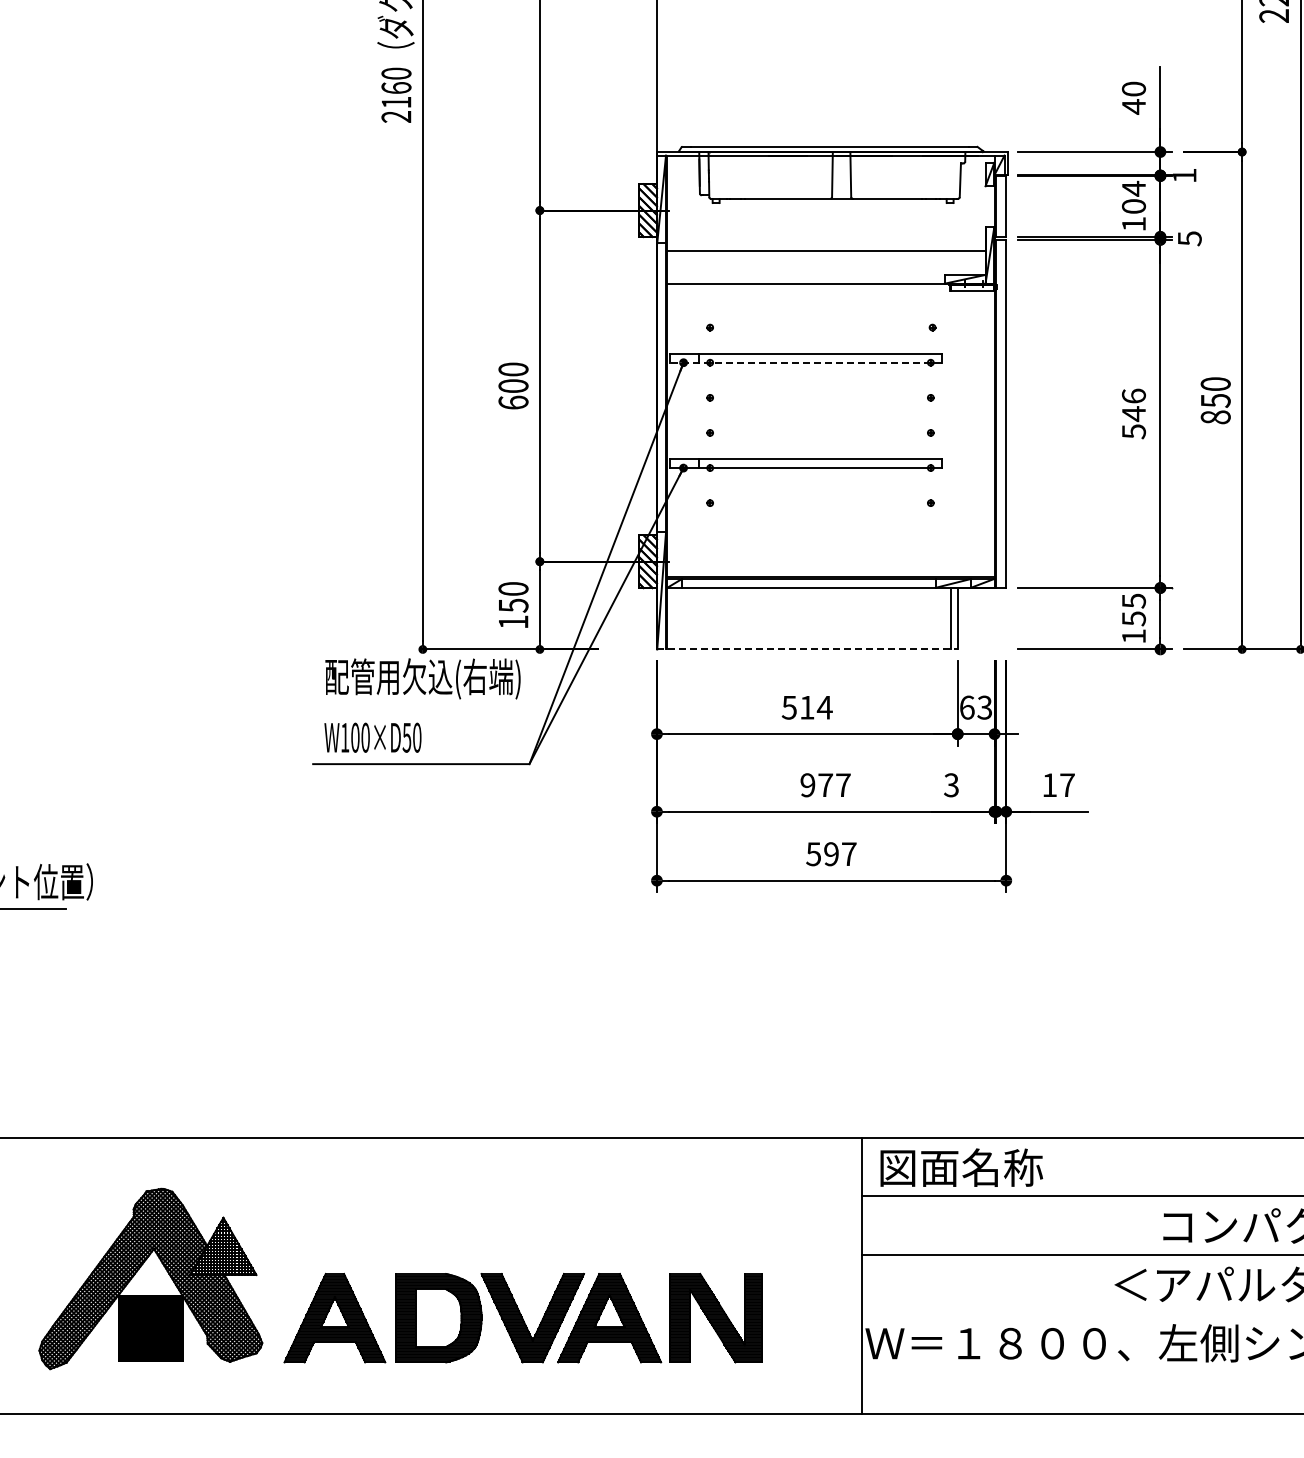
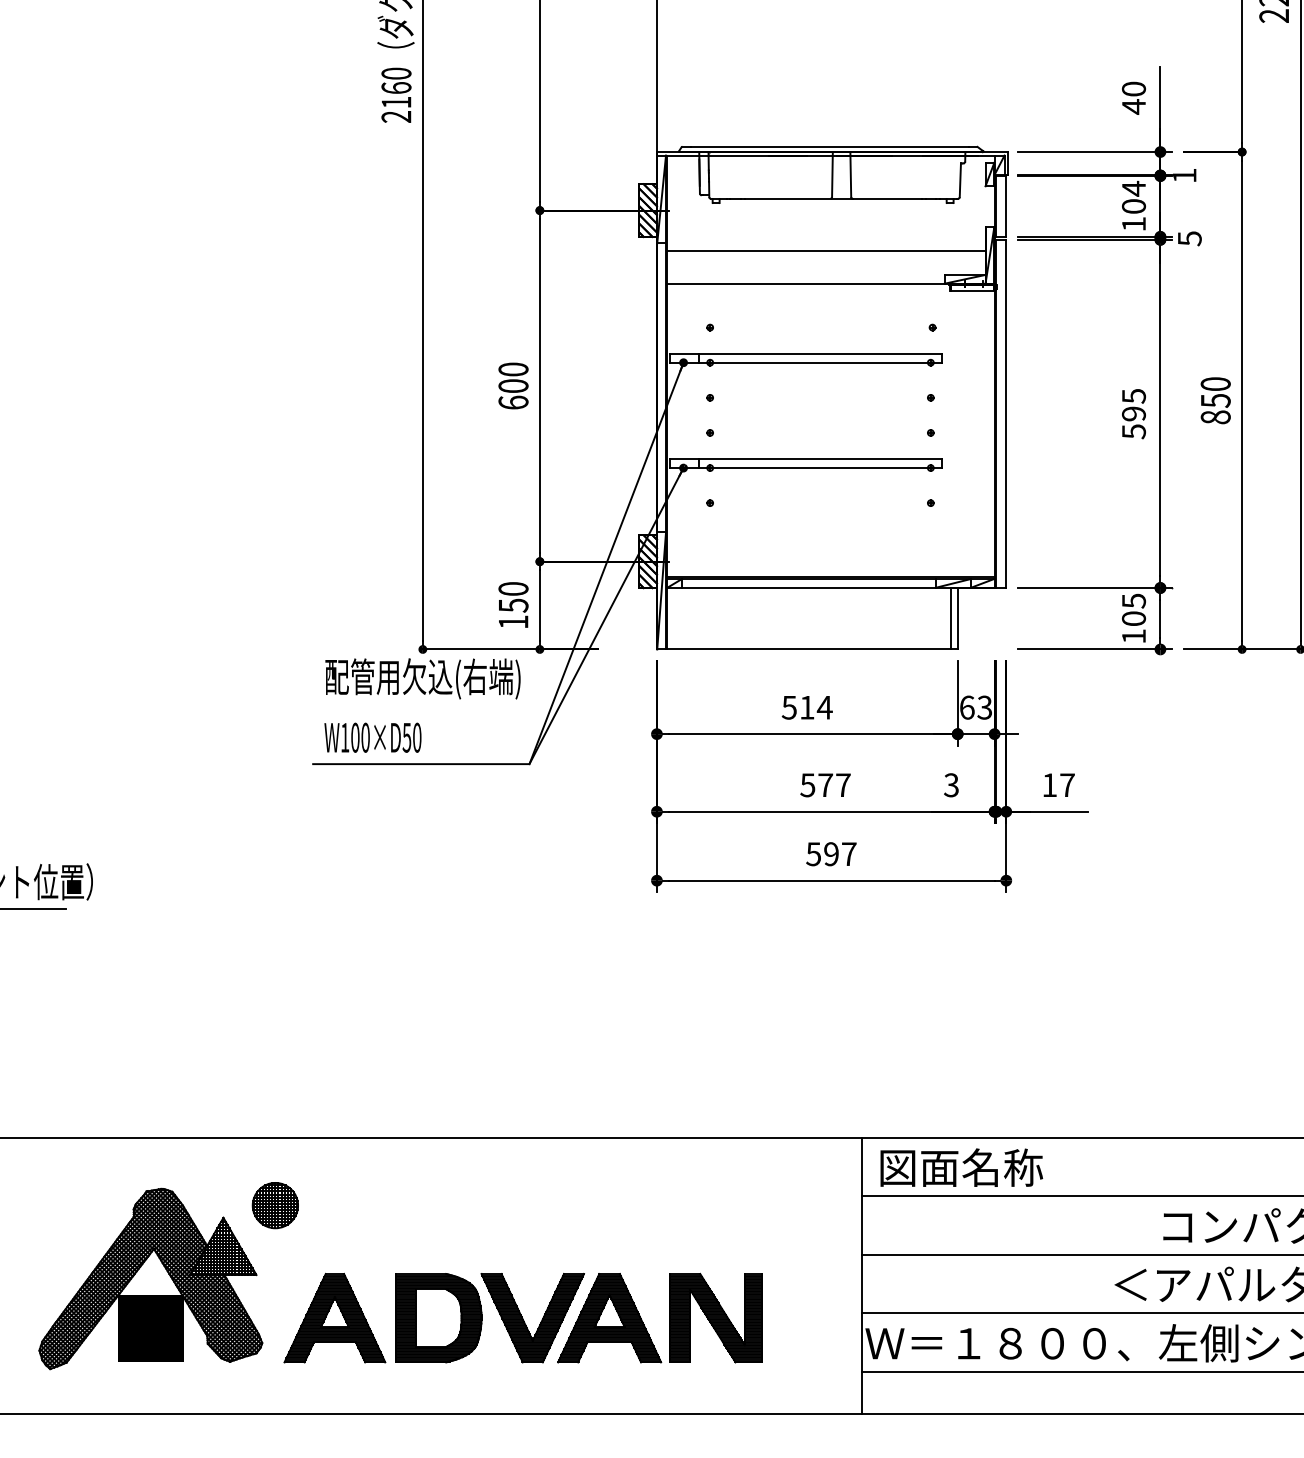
line: dashed -> solid (805, 362)
text: 546 -> 595 (1133, 405)
text: 155 -> 105 (1133, 618)
line: dashed -> solid (807, 649)
text: 977 -> 577 (807, 785)
part: none -> present (274, 1205)
line: none -> present (1080, 1313)
line: none -> present (1080, 1371)
